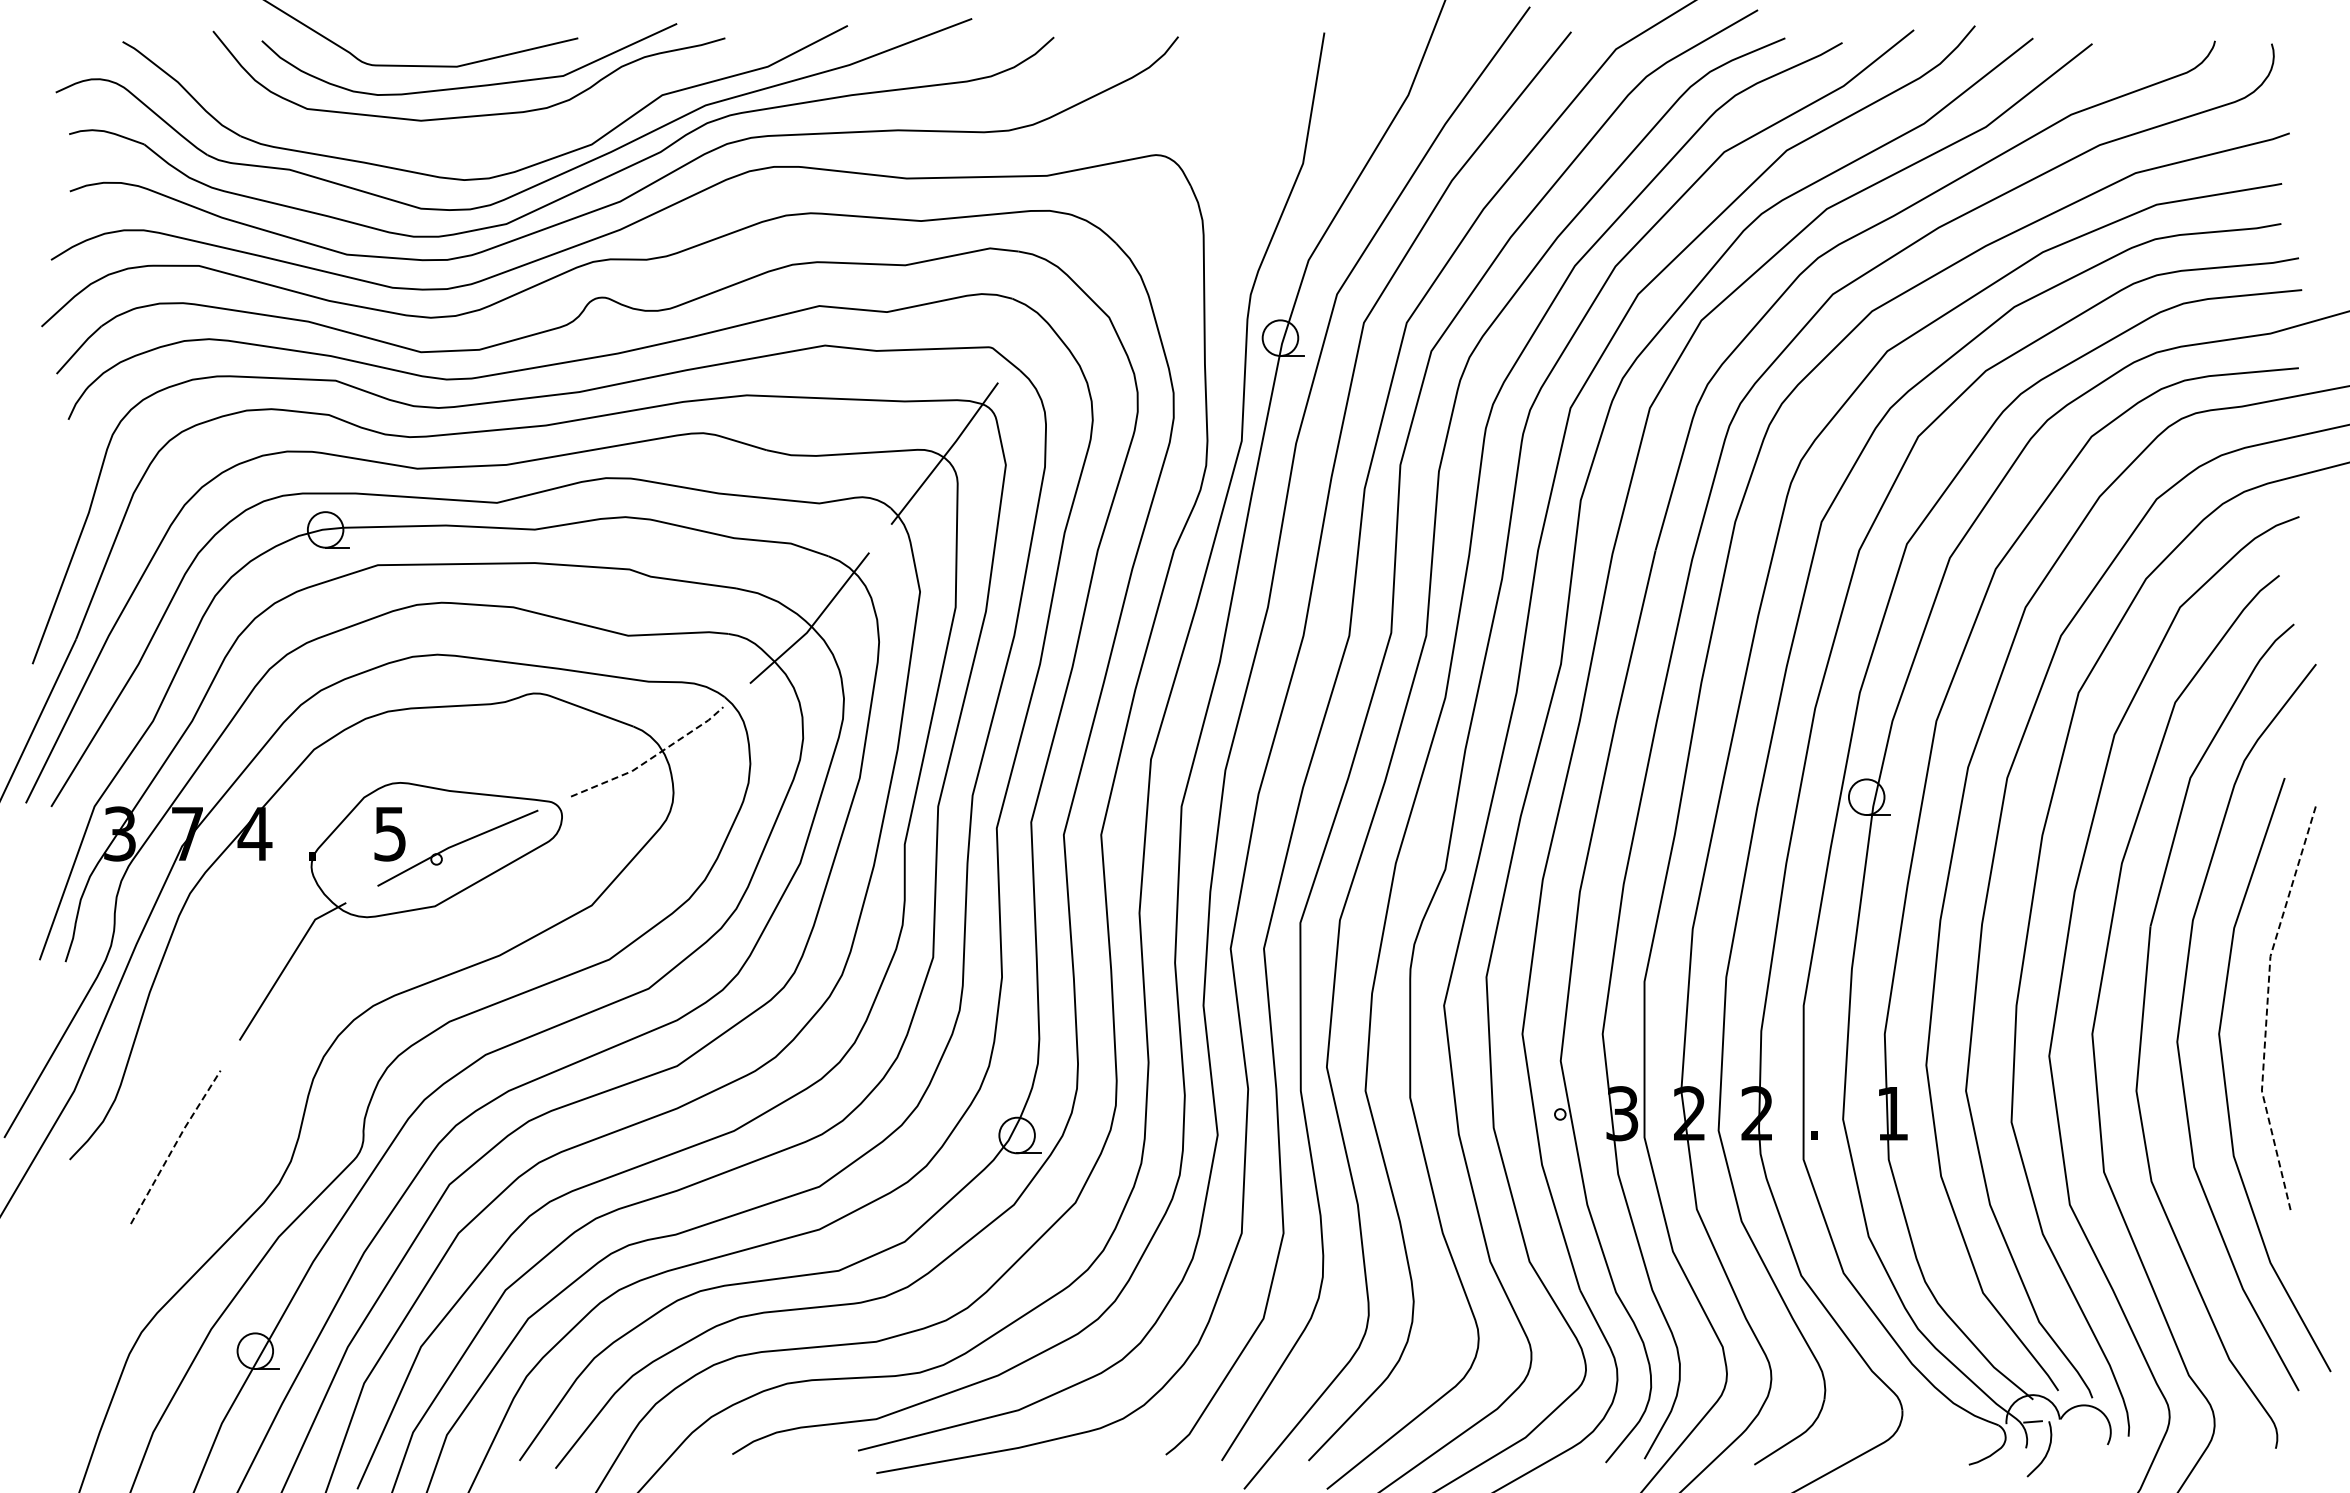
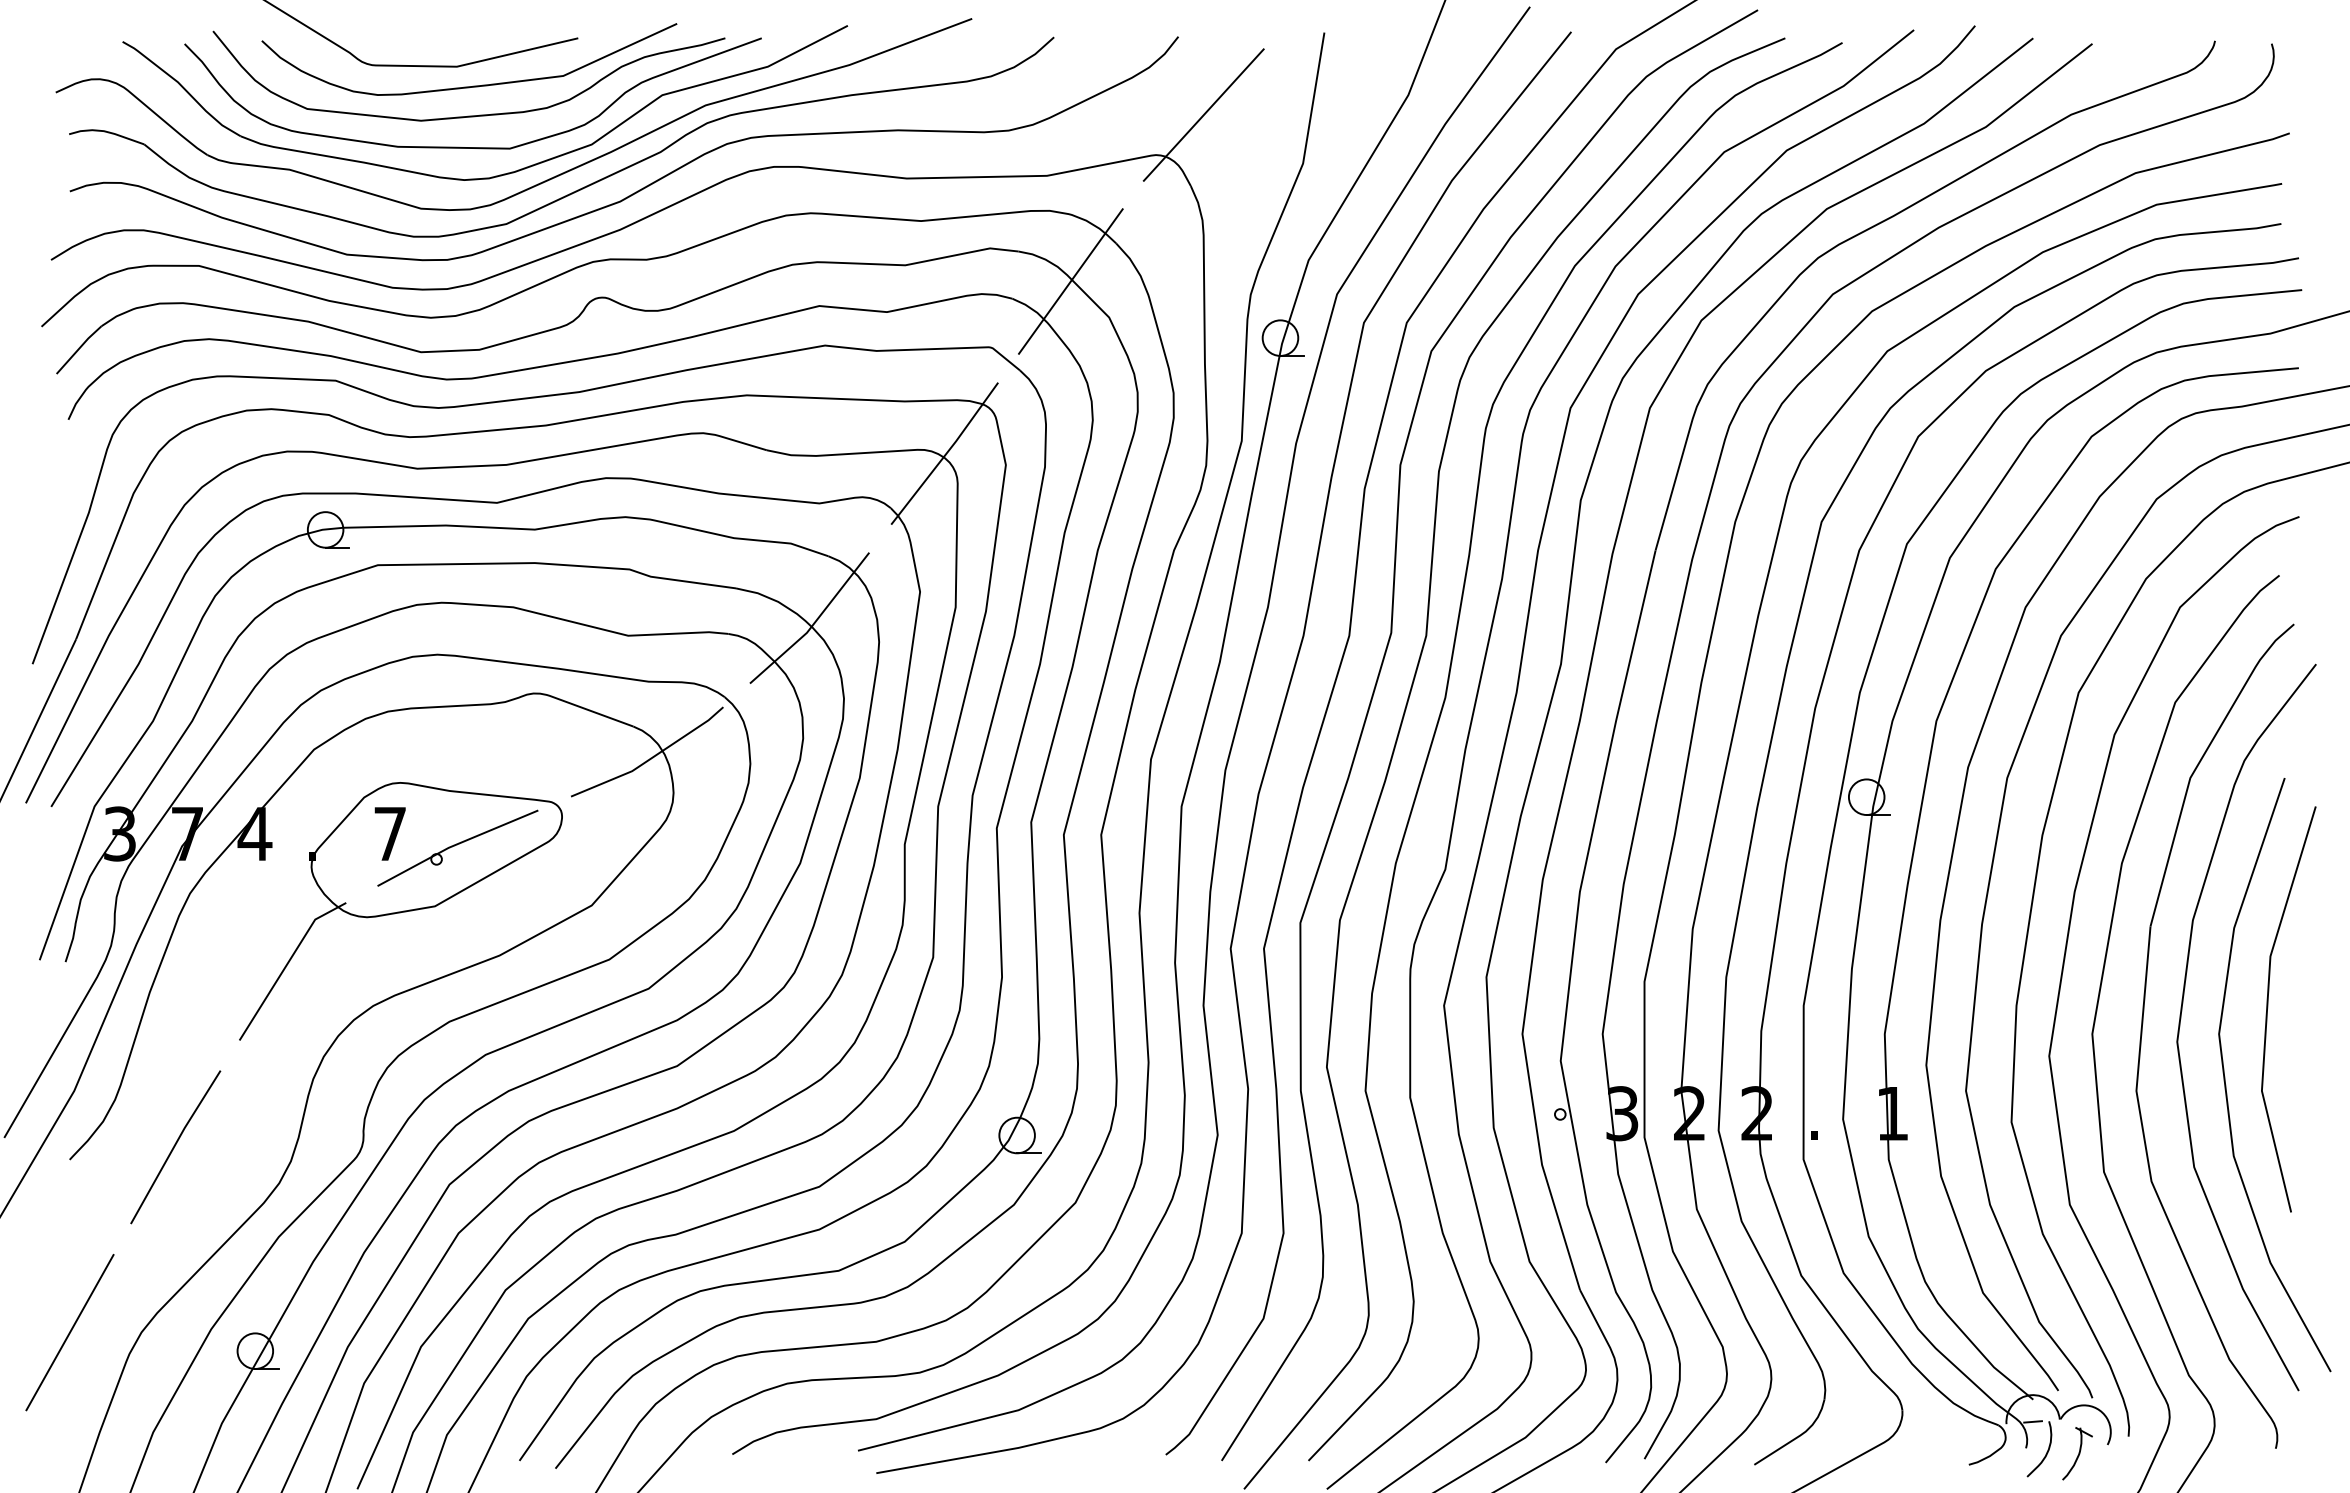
line: none -> present (1203, 114)
curve: none -> present (472, 147)
line: none -> present (1070, 281)
line: dashed -> solid (651, 758)
text: 5 -> 7 (389, 834)
line: dashed -> solid (2267, 1008)
line: dashed -> solid (174, 1145)
line: none -> present (69, 1332)
part: none -> present (2077, 1453)
